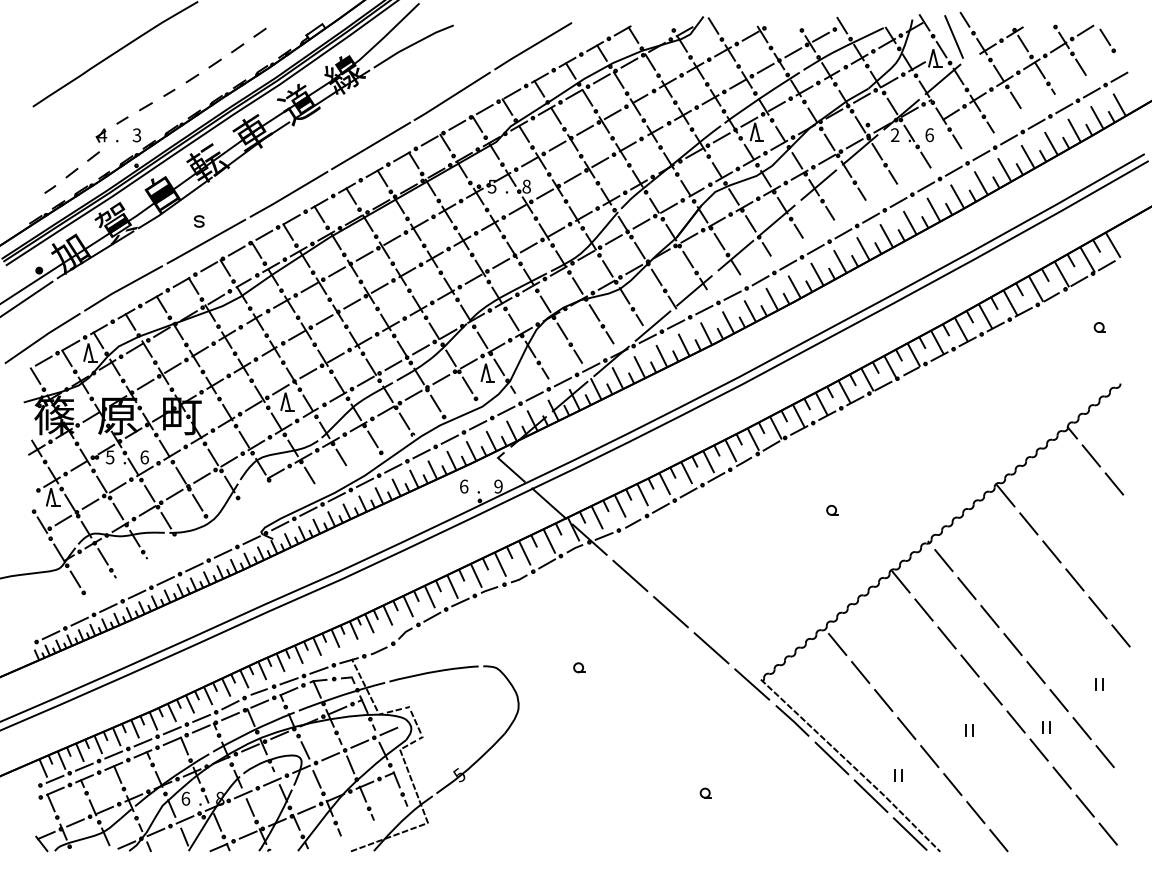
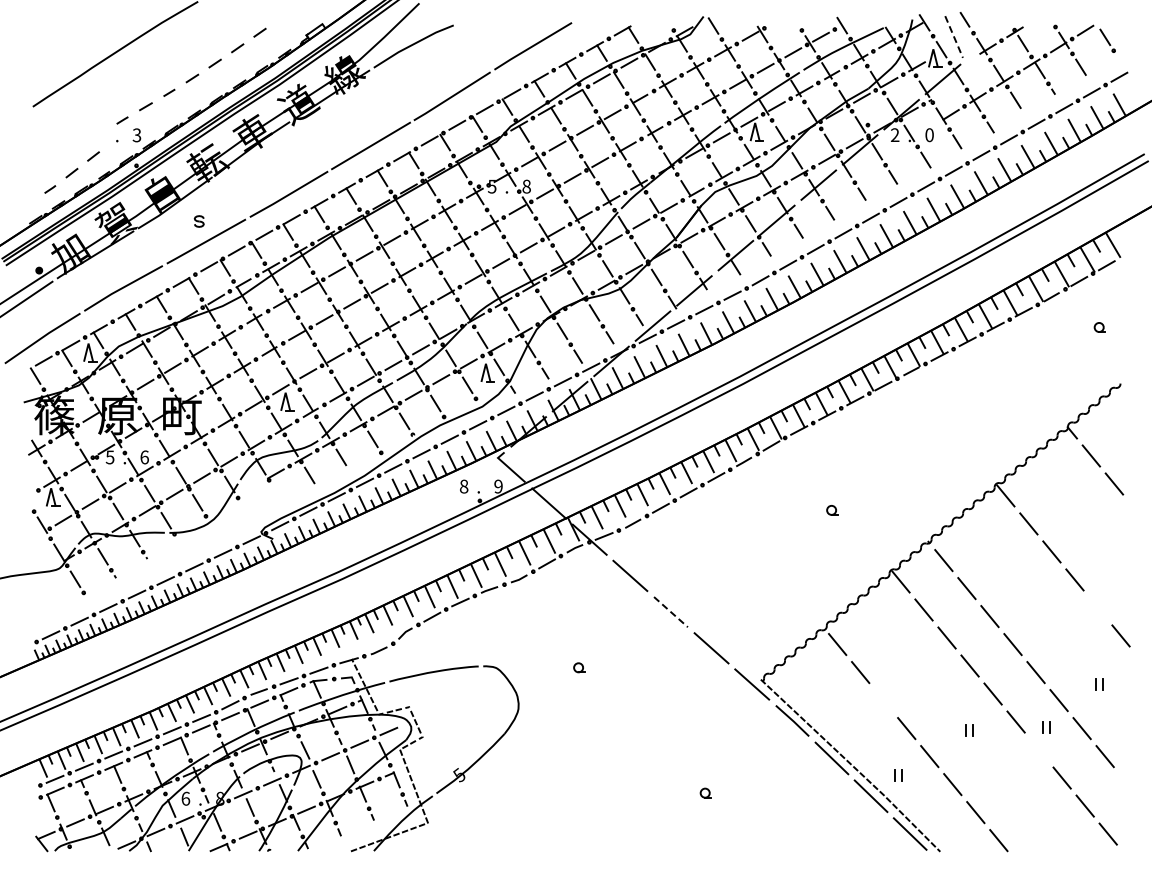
line: solid -> dashed (954, 37)
text: 6 -> 0 (929, 134)
part: present -> none (101, 135)
text: 6 -> 8 (464, 486)
line: present -> none (1097, 607)
line: solid -> dashed (670, 612)
line: present -> none (883, 700)
line: present -> none (1038, 749)
